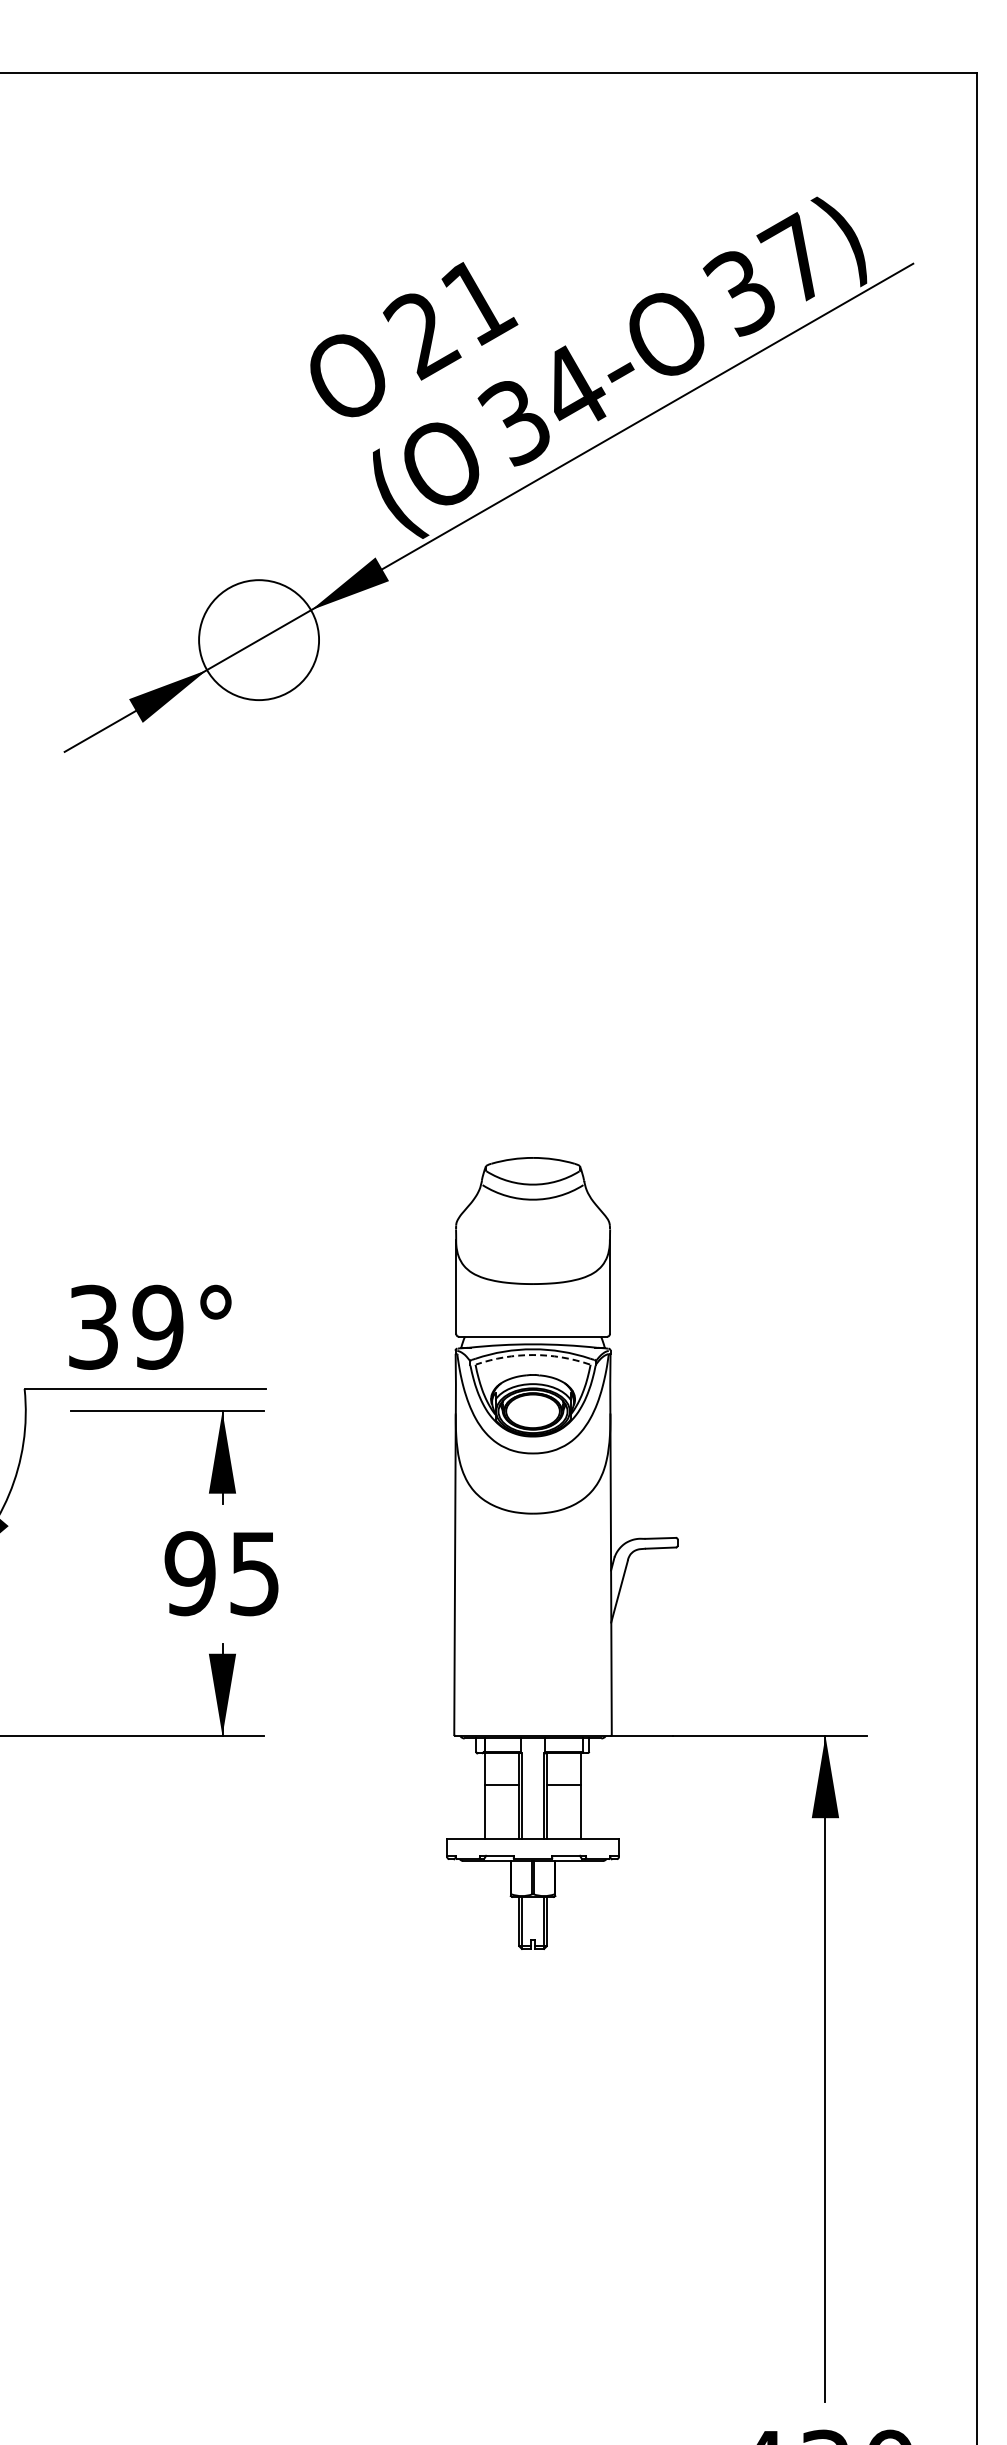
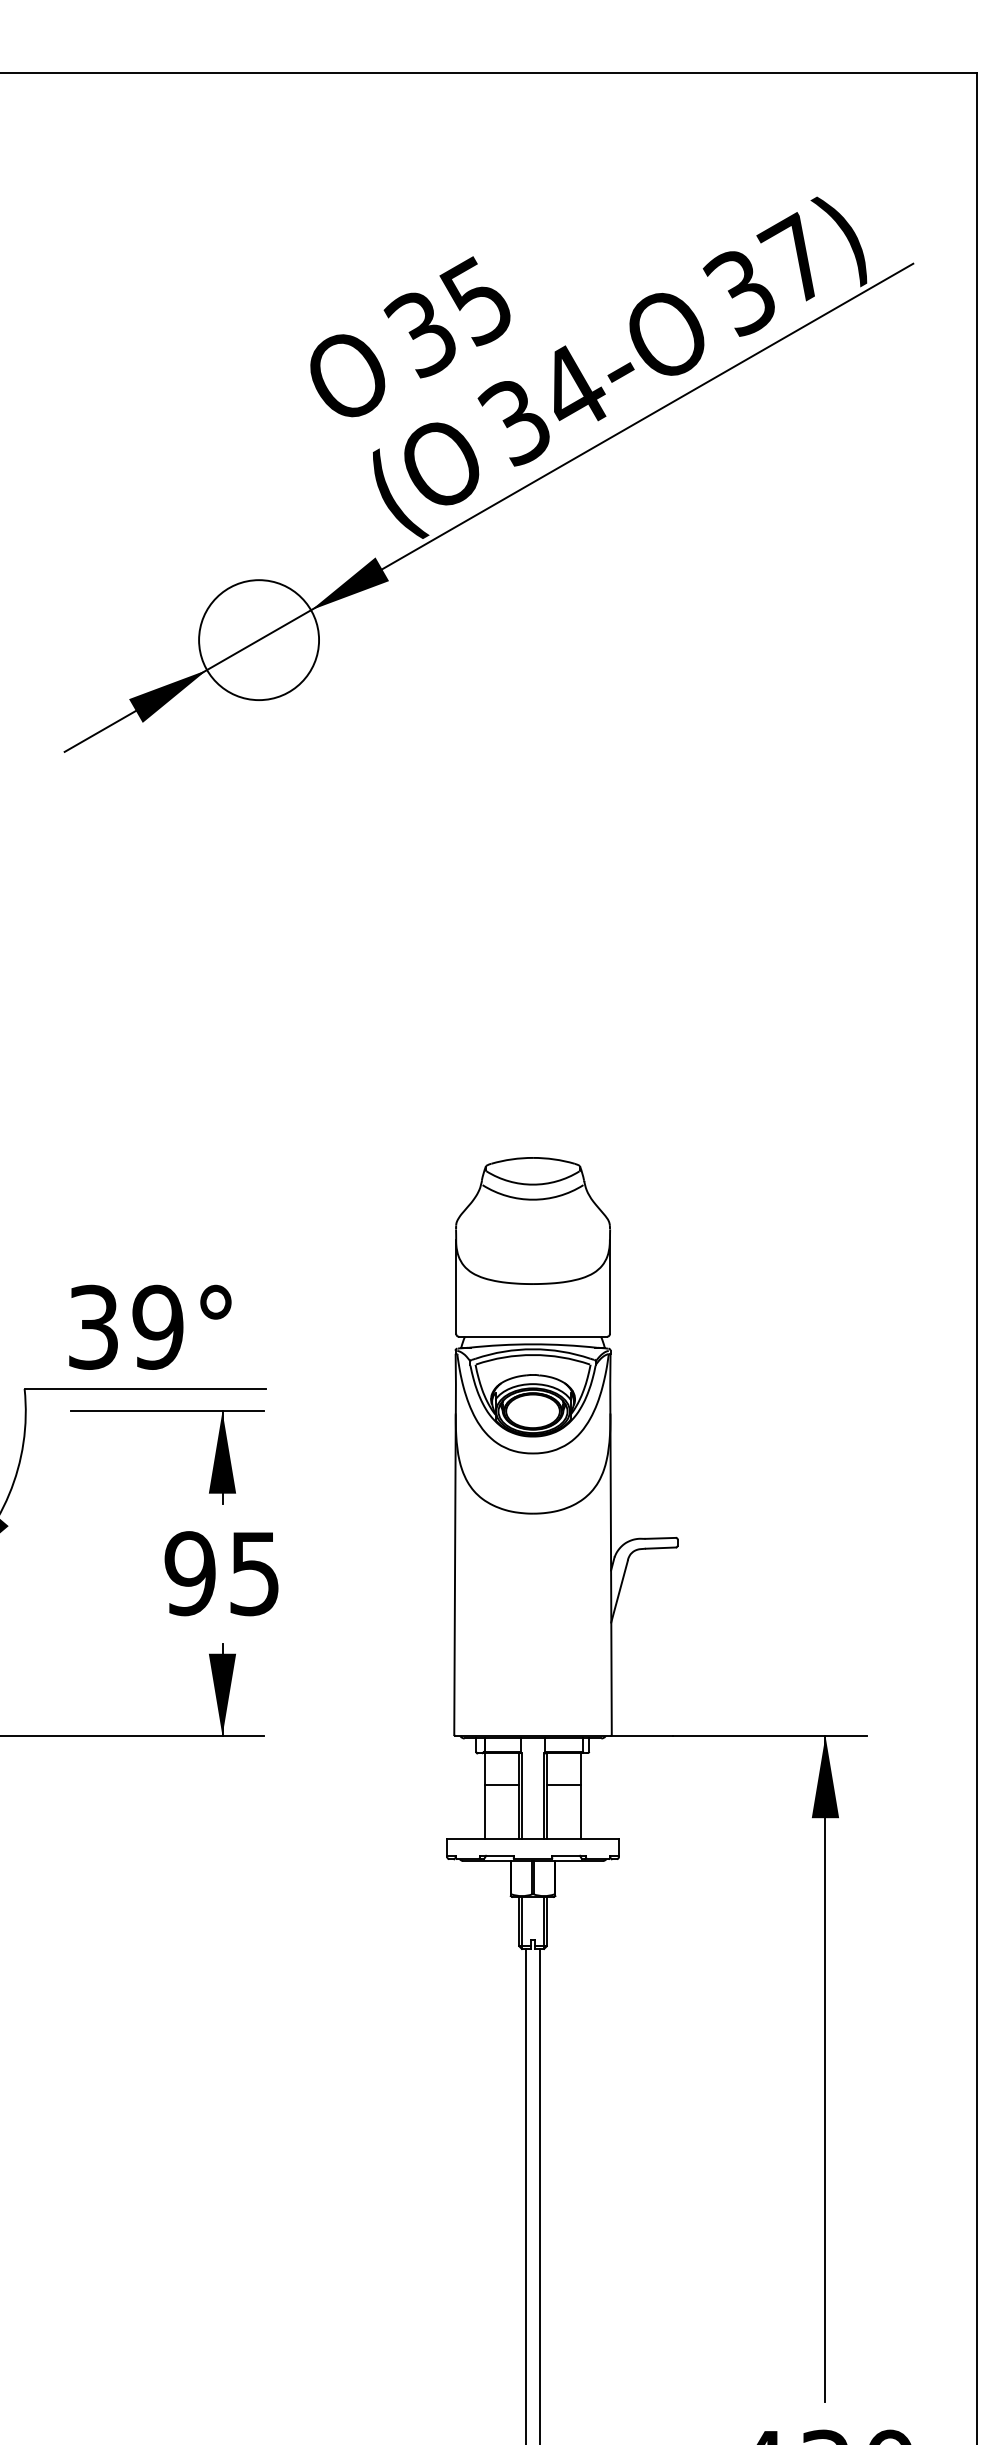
text: 21 -> 35 (450, 318)
arc: dashed -> solid (533, 1355)
line: none -> present (526, 2194)
line: none -> present (539, 2194)
